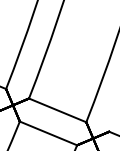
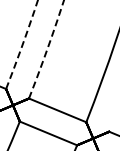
arc: solid -> dashed (22, 44)
arc: solid -> dashed (47, 49)
